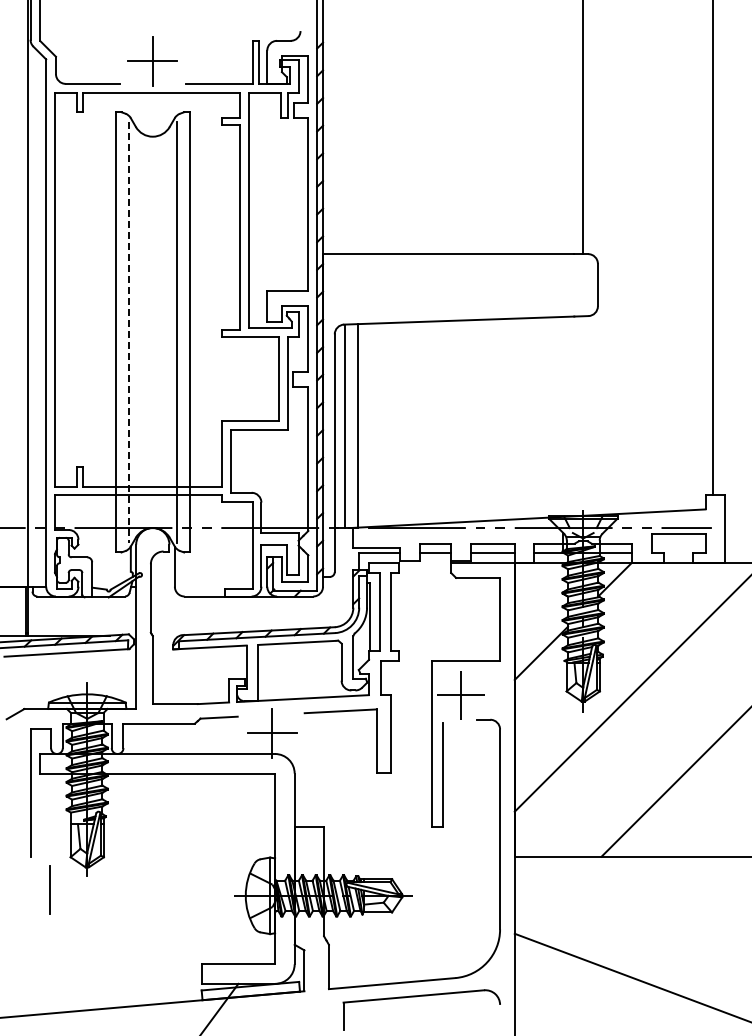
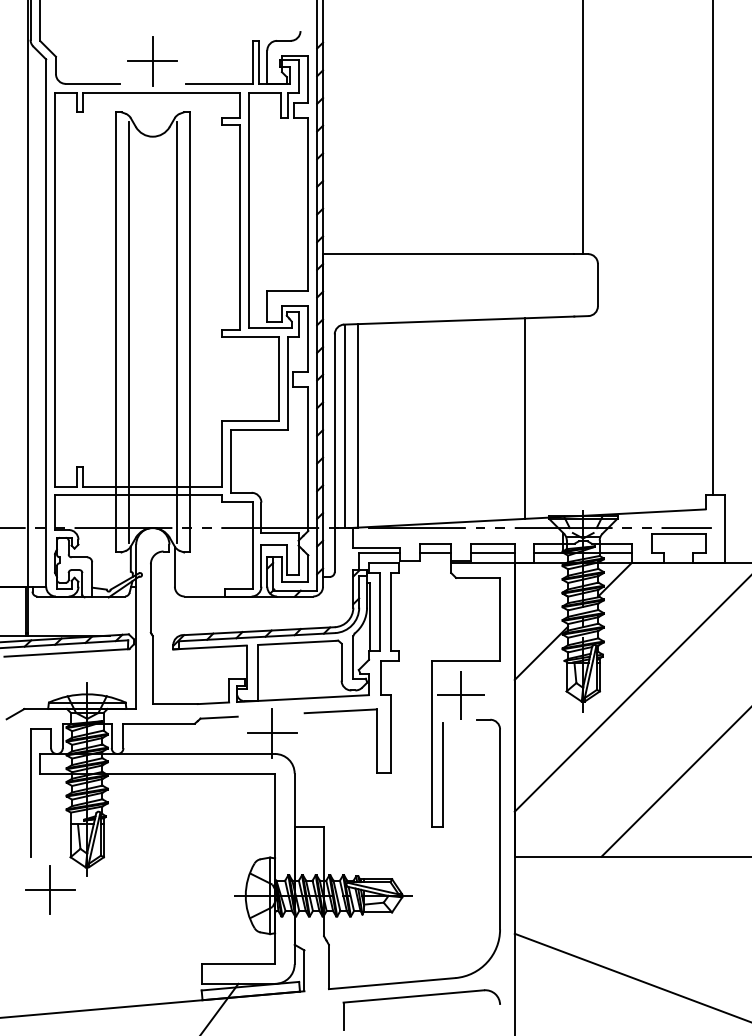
line: dashed -> solid (128, 332)
line: none -> present (524, 418)
line: none -> present (49, 889)
